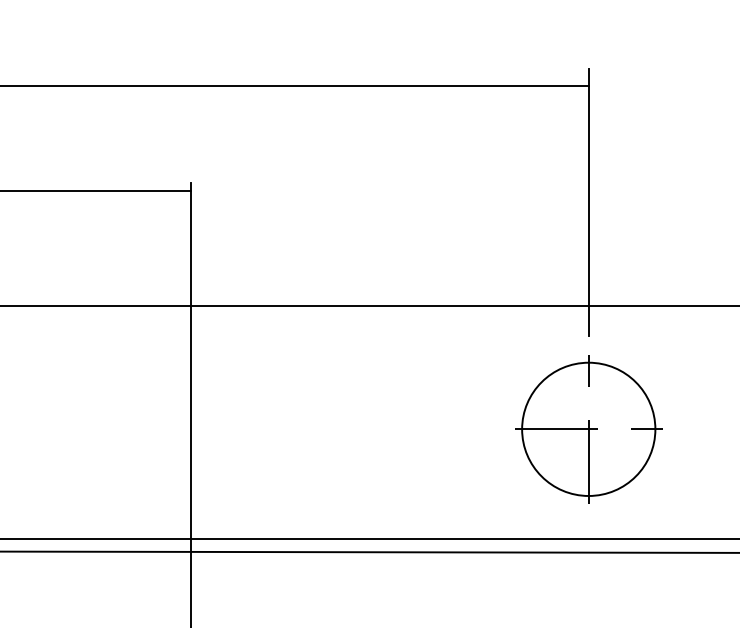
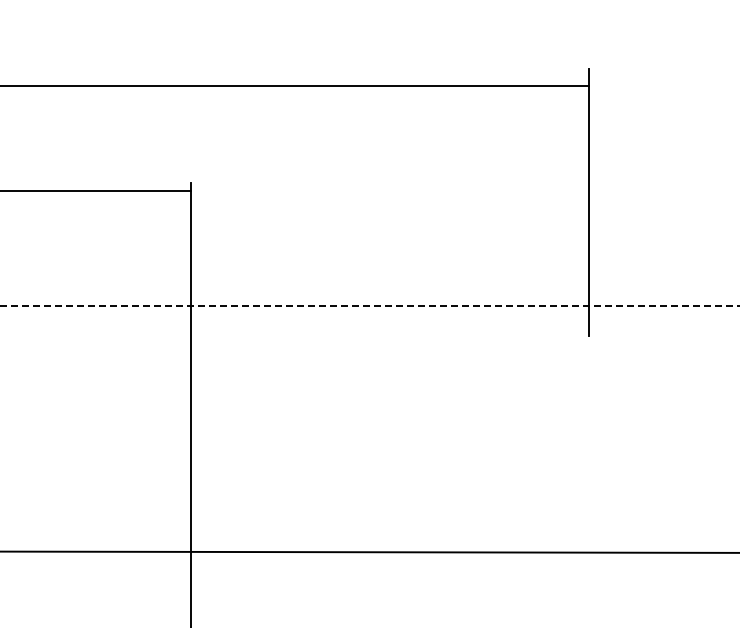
line: solid -> dashed (370, 305)
part: present -> none (588, 429)
line: present -> none (369, 539)
